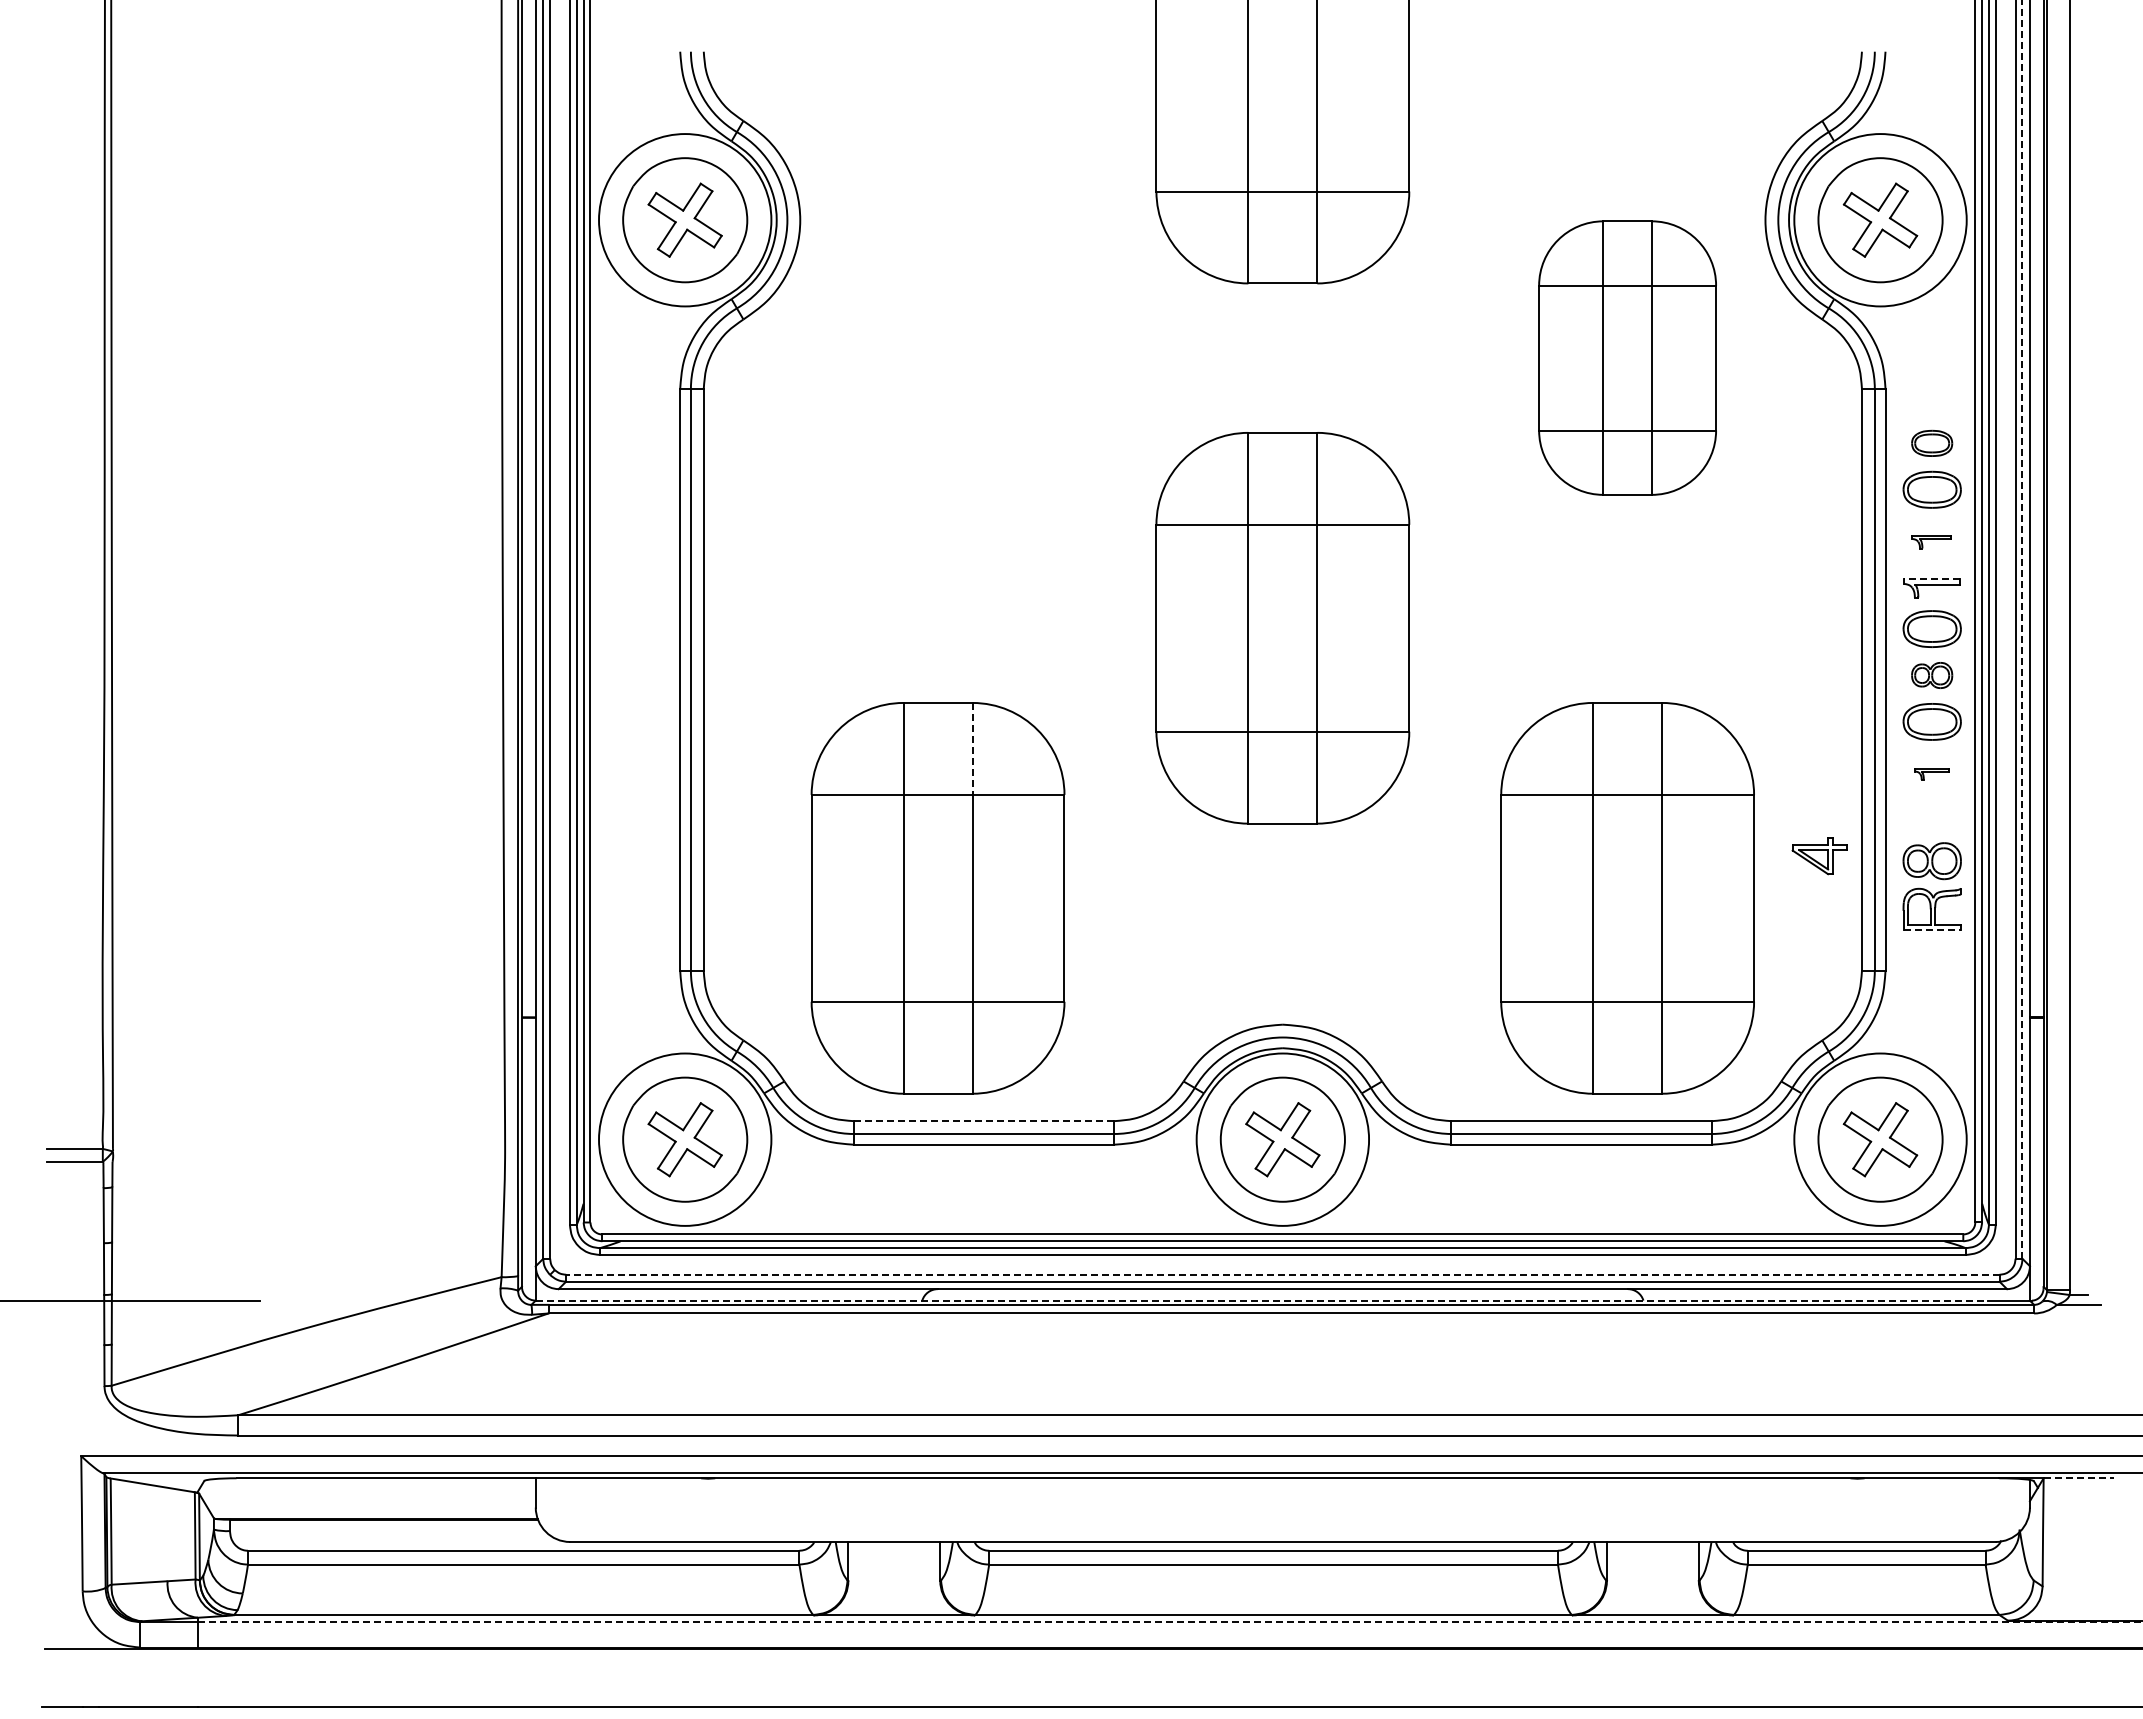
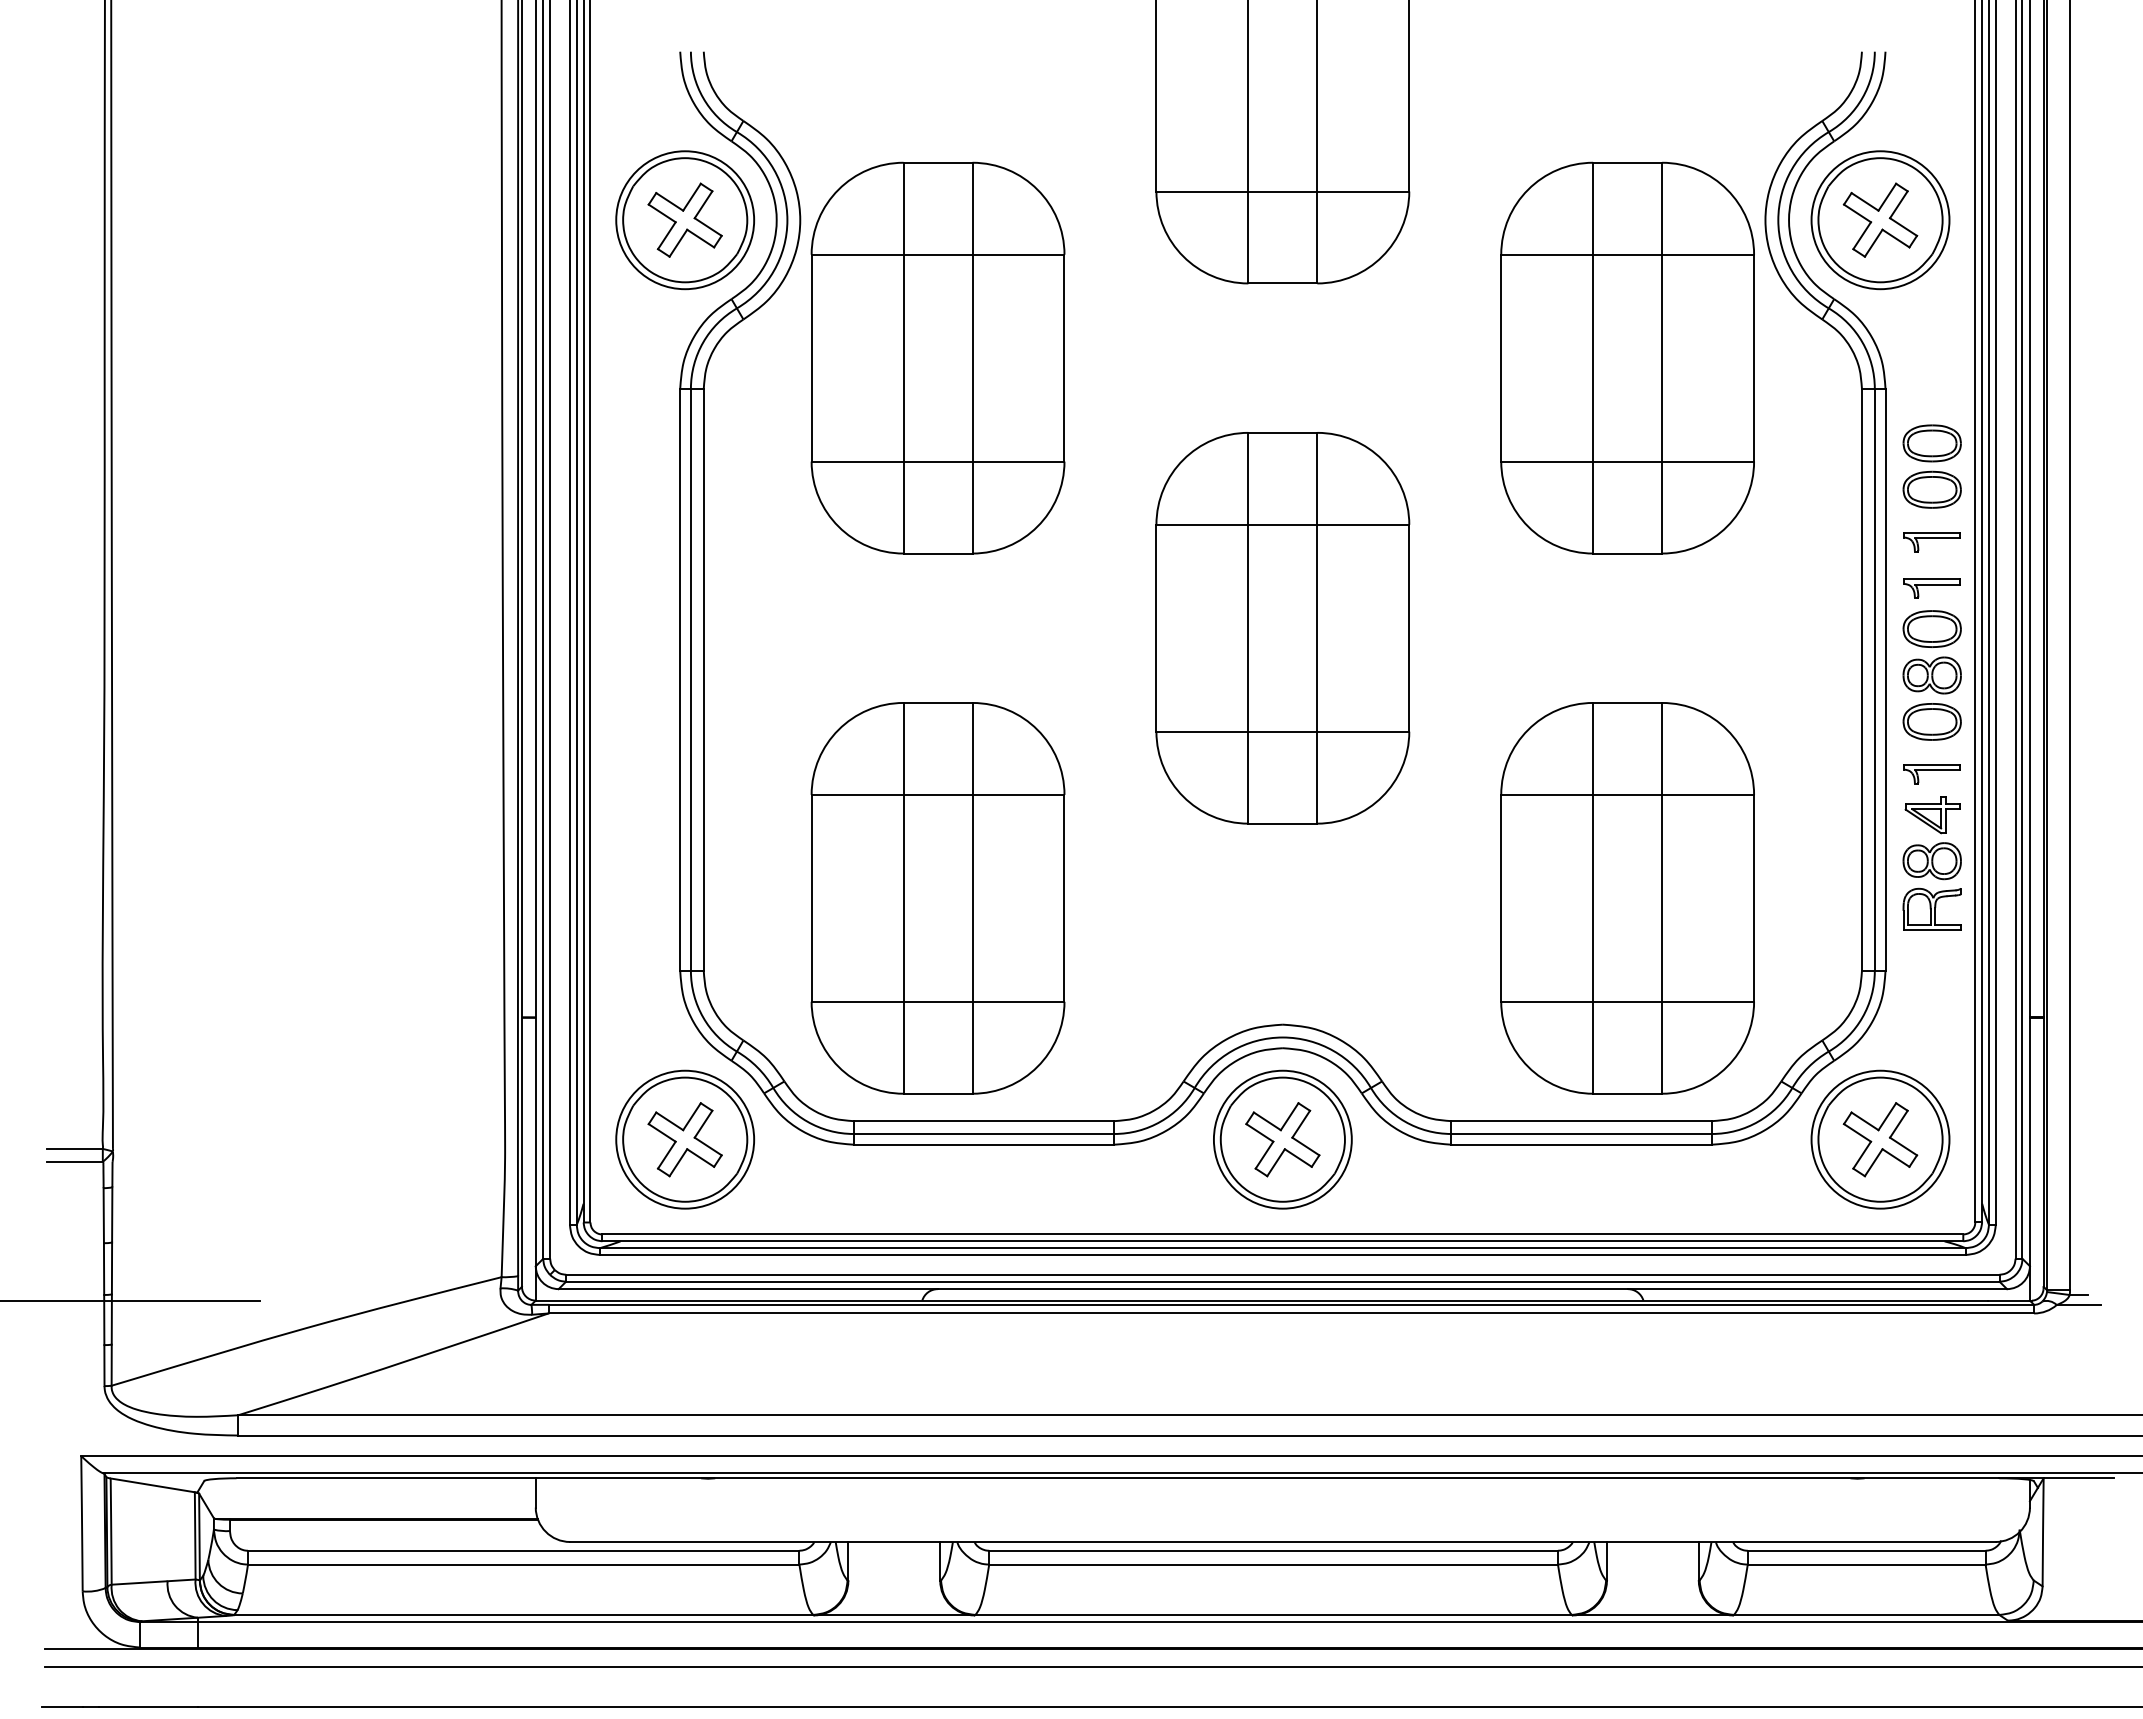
circle diameter: 172 px -> 138 px (685, 220)
circle diameter: 172 px -> 138 px (1880, 220)
part: none -> present (937, 357)
part size: 179x276 px -> 255x394 px (1627, 357)
part size: 43x28 px -> 60x39 px (1931, 443)
part size: 41x15 px -> 58x21 px (1931, 542)
line: dashed -> solid (1931, 579)
line: dashed -> solid (2022, 629)
part size: 43x27 px -> 60x39 px (1931, 675)
line: dashed -> solid (972, 748)
part size: 36x13 px -> 58x21 px (1931, 774)
part position: (1819, 856) -> (1932, 815) (1932, 815)
line: dashed -> solid (1932, 930)
line: dashed -> solid (984, 1121)
circle diameter: 172 px -> 138 px (685, 1139)
circle diameter: 172 px -> 138 px (1282, 1139)
circle diameter: 172 px -> 138 px (1880, 1139)
line: dashed -> solid (1282, 1274)
line: dashed -> solid (1262, 1300)
line: dashed -> solid (2079, 1478)
line: dashed -> solid (1170, 1622)
line: none -> present (1091, 1667)
